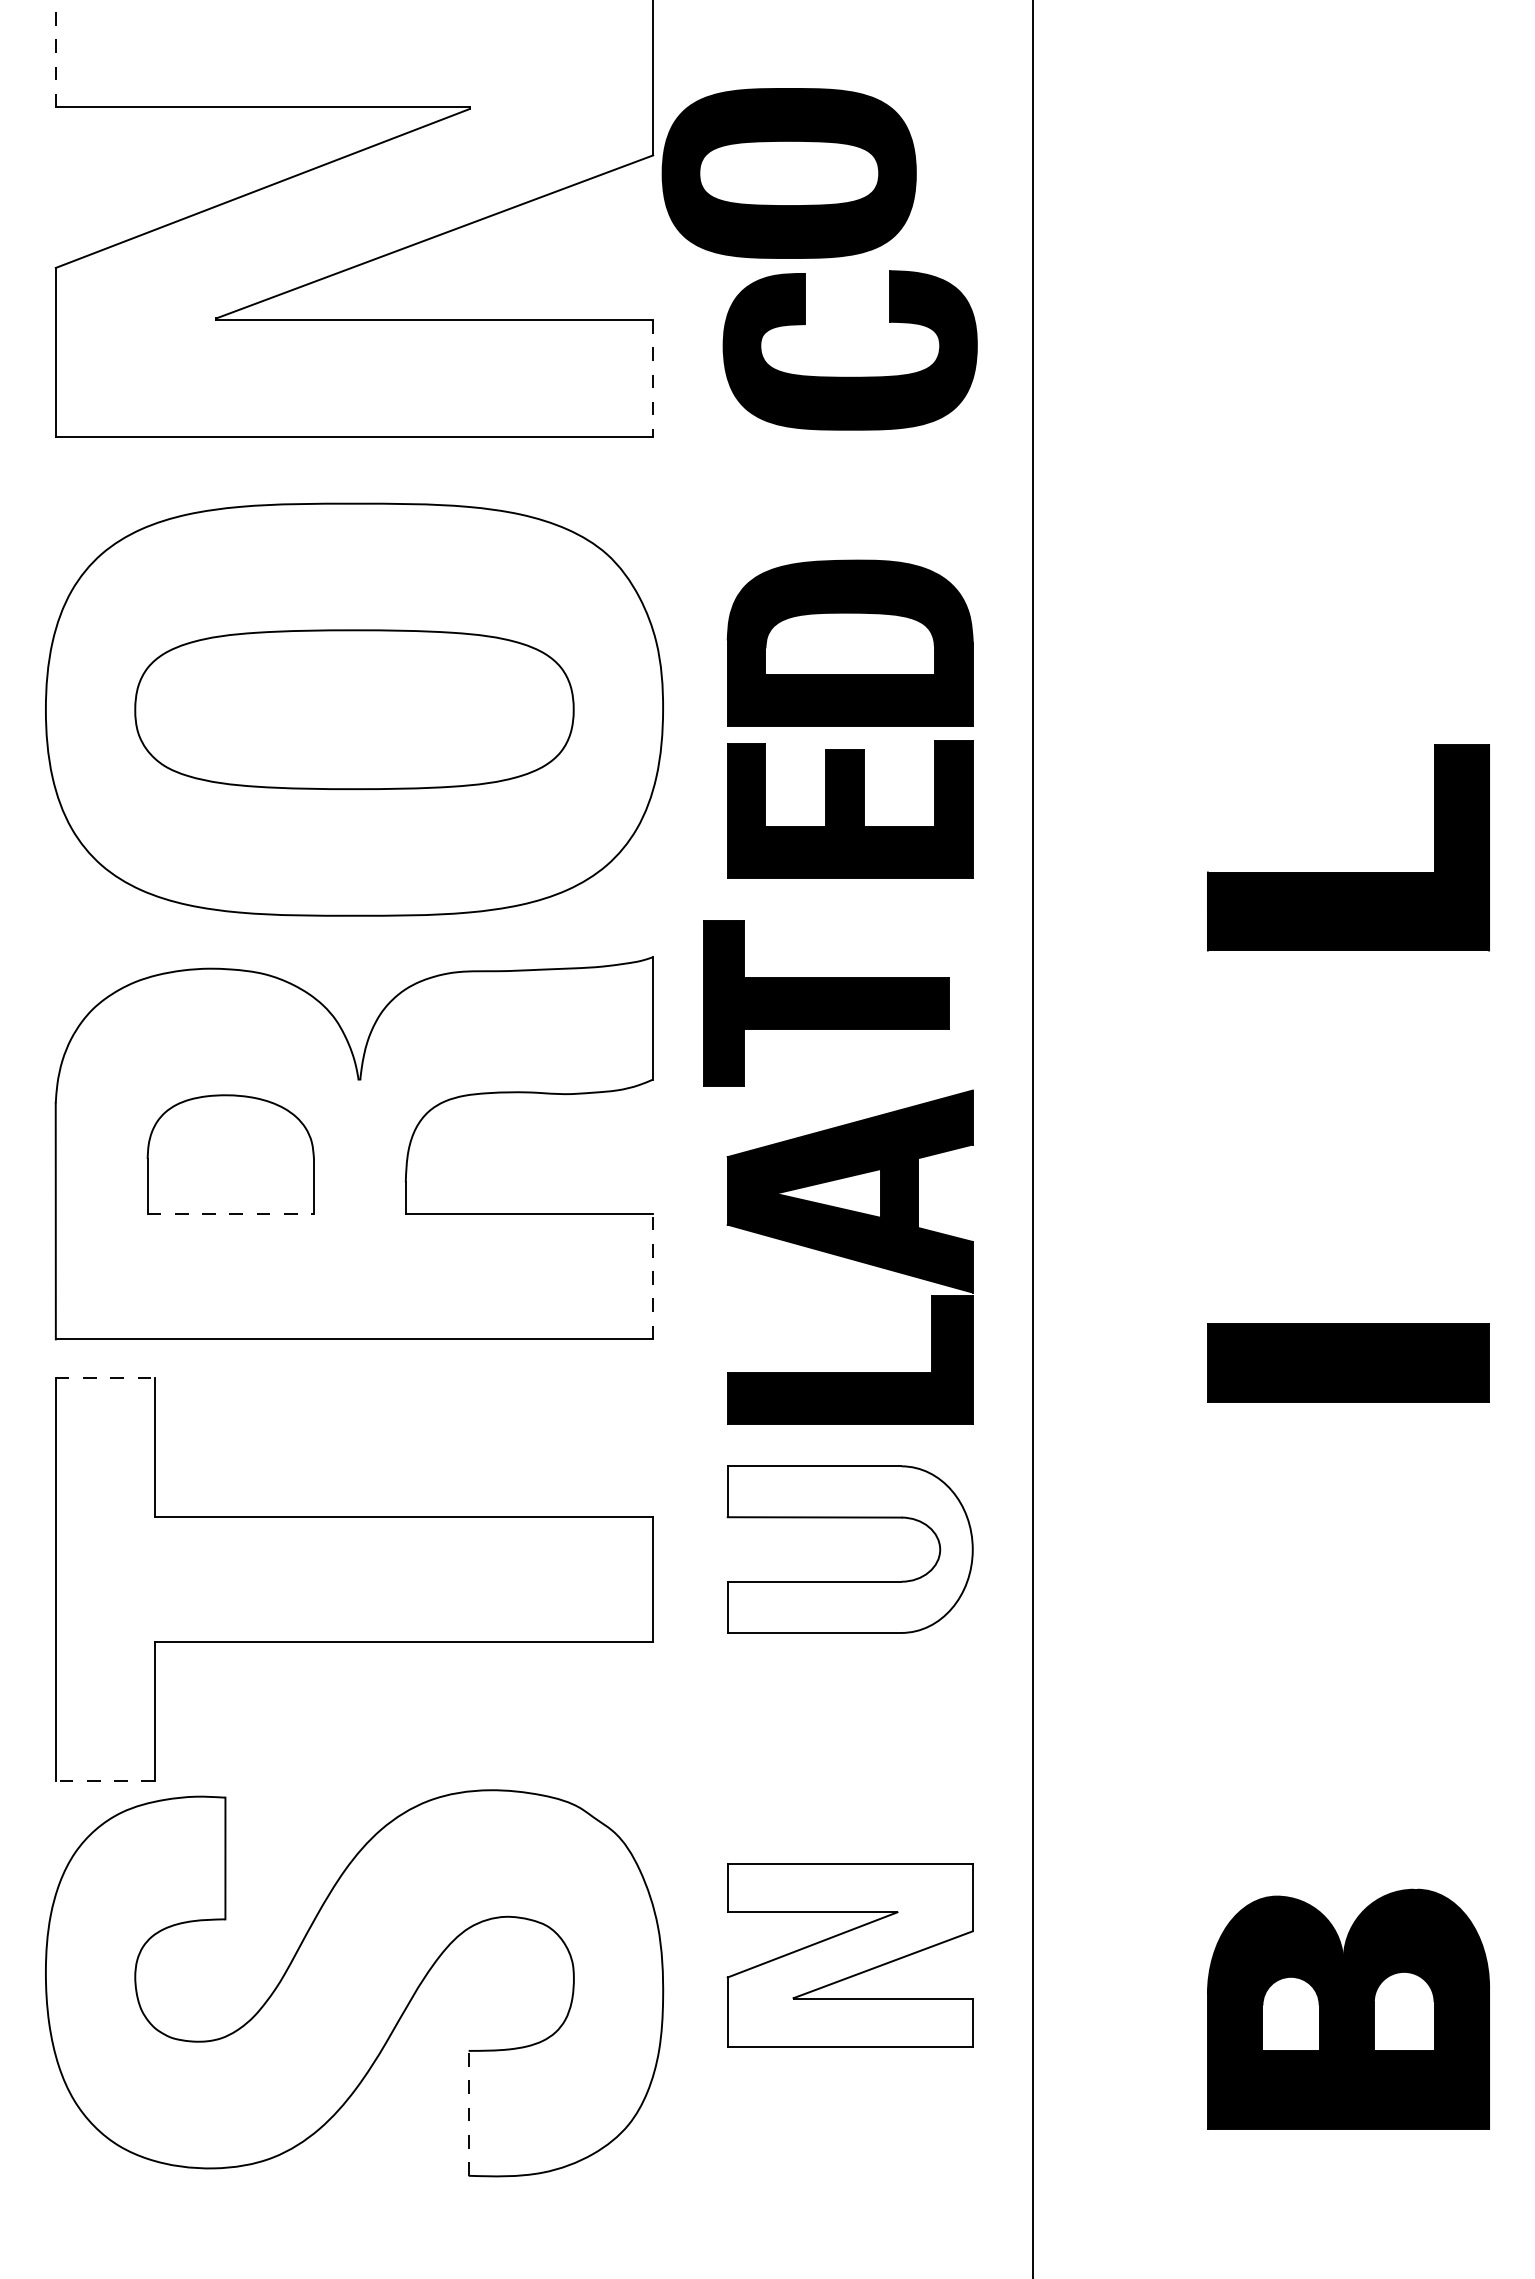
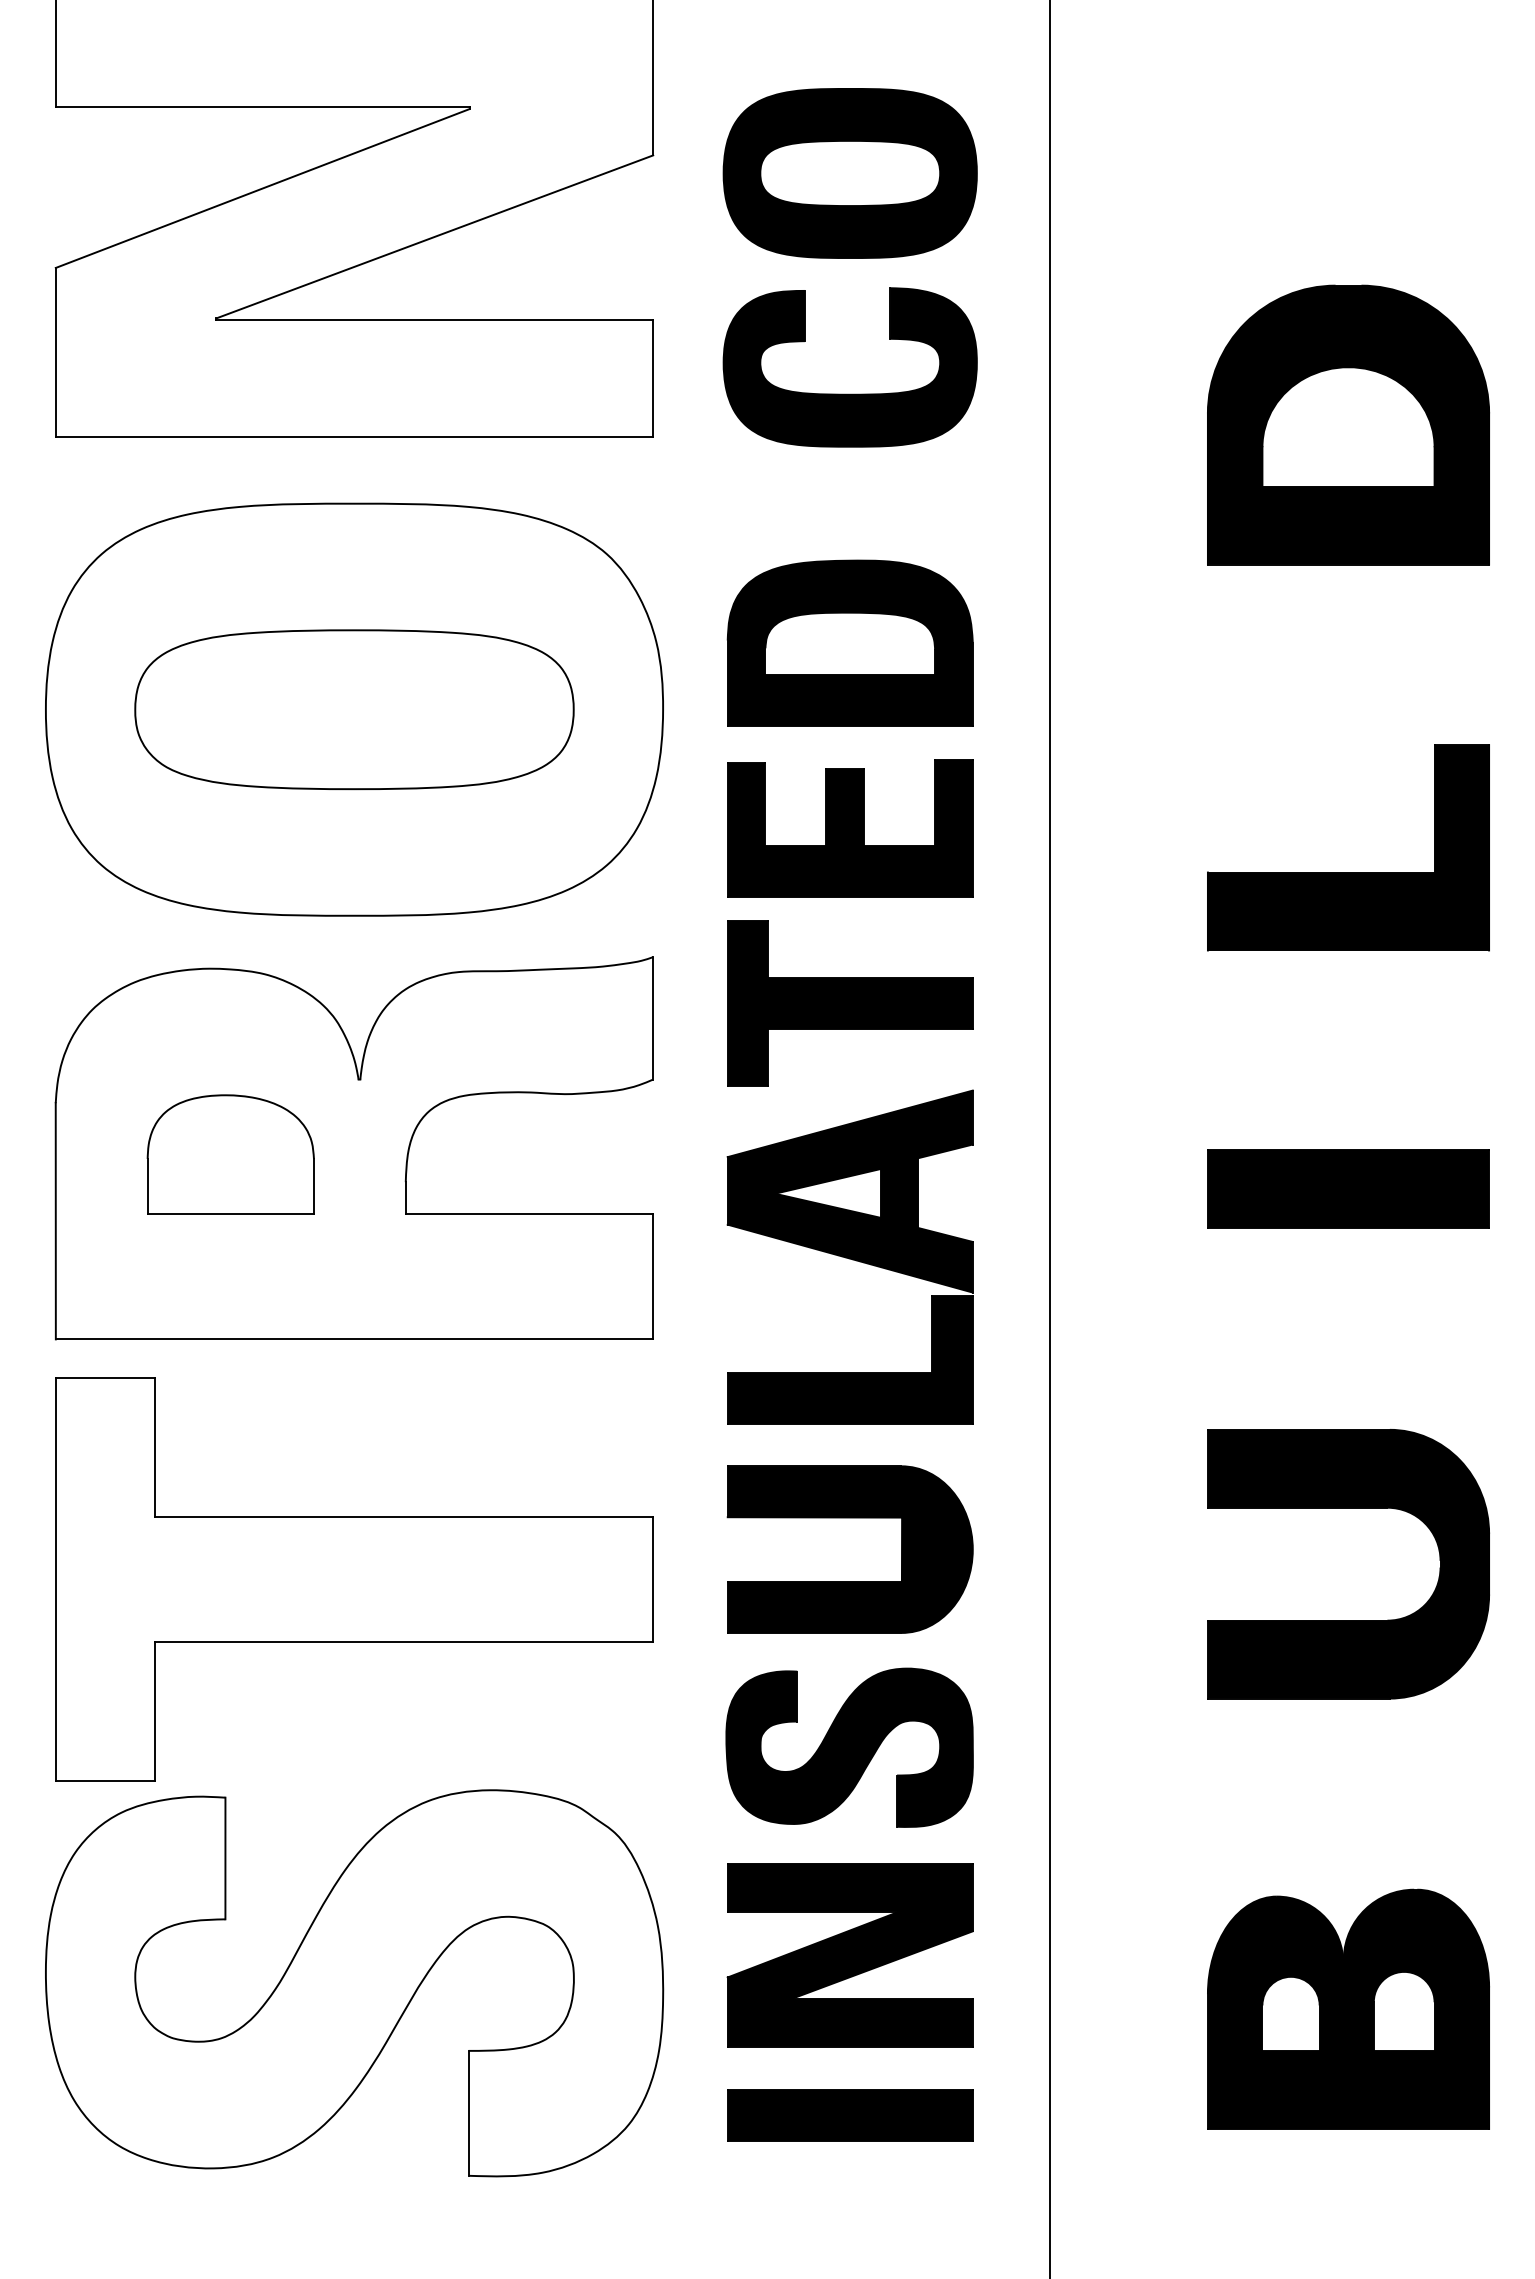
line: dashed -> solid (55, 53)
part position: (788, 173) -> (849, 173) (849, 173)
part position: (849, 376) -> (849, 393) (849, 393)
line: dashed -> solid (653, 378)
part: none -> present (1348, 424)
part position: (850, 809) -> (850, 828) (850, 828)
part position: (826, 1003) -> (850, 1003) (850, 1003)
line position: (1033, 1138) -> (1050, 1138) (1050, 1138)
line: dashed -> solid (231, 1214)
line: dashed -> solid (653, 1276)
part position: (1348, 1362) -> (1348, 1188) (1348, 1188)
line: dashed -> solid (105, 1378)
part: none -> present (1348, 1508)
fill: none -> present (849, 1549)
part: none -> present (849, 1747)
line: dashed -> solid (105, 1781)
fill: none -> present (849, 1954)
line: dashed -> solid (468, 2112)
part: none -> present (850, 2115)
